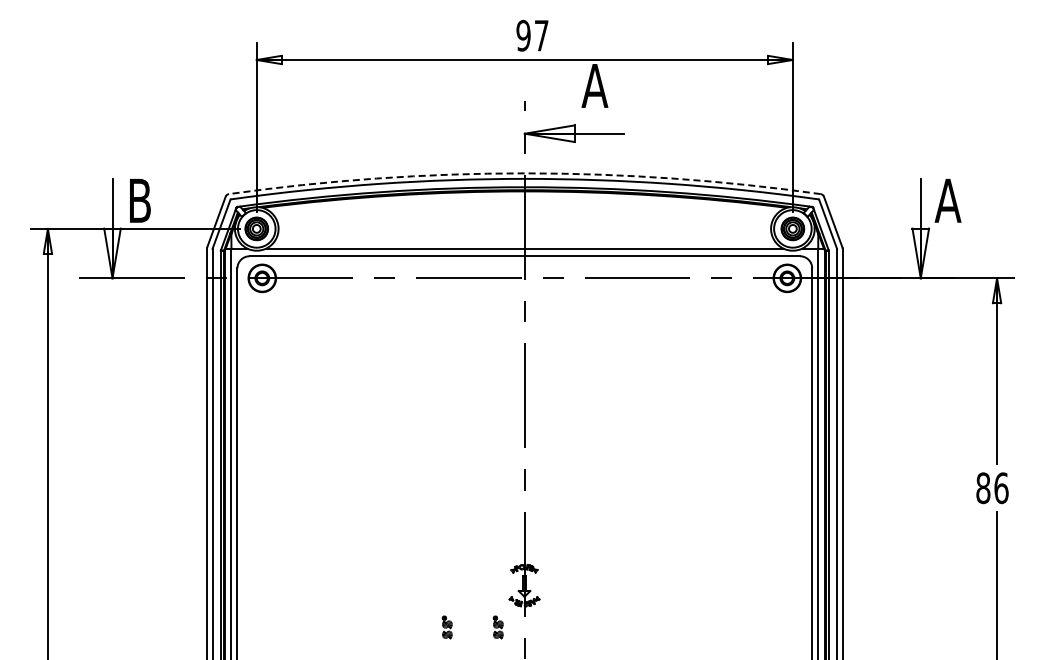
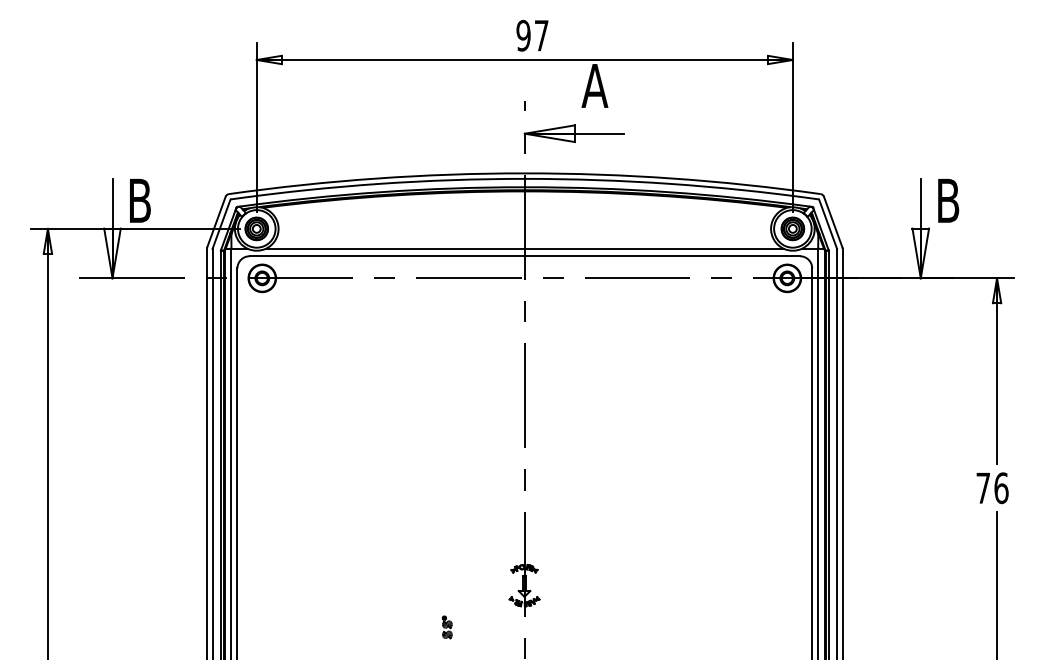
arc: dashed -> solid (524, 173)
text: A -> B (947, 200)
text: 86 -> 76 (983, 488)
part: present -> none (497, 627)
